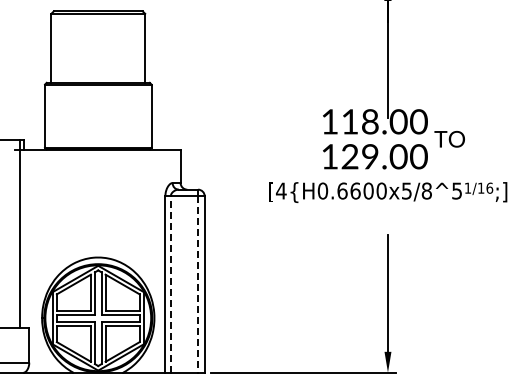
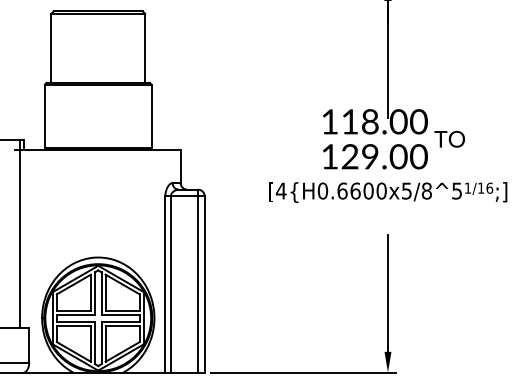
line: dashed -> solid (170, 283)
line: dashed -> solid (198, 284)
